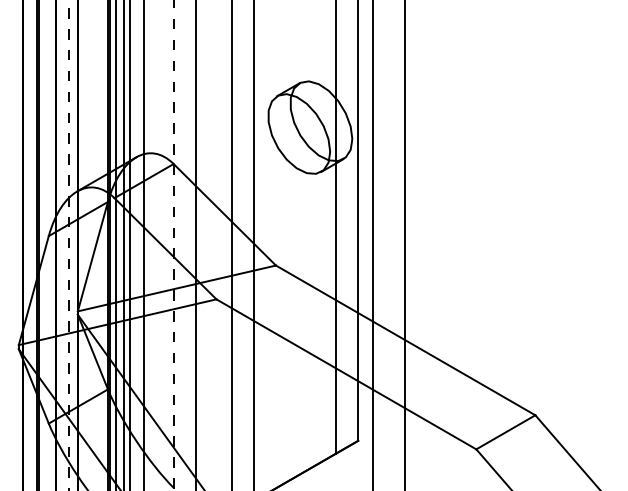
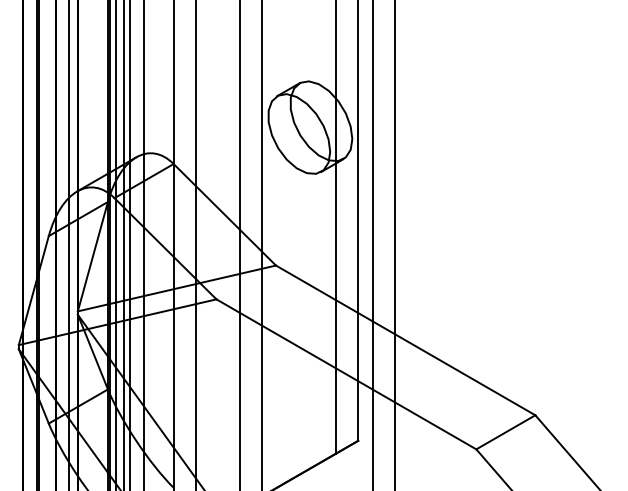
line position: (232, 244) -> (240, 244) (240, 244)
line position: (254, 244) -> (262, 244) (262, 244)
line position: (405, 244) -> (395, 244) (395, 244)
line: dashed -> solid (68, 245)
line: dashed -> solid (173, 245)
